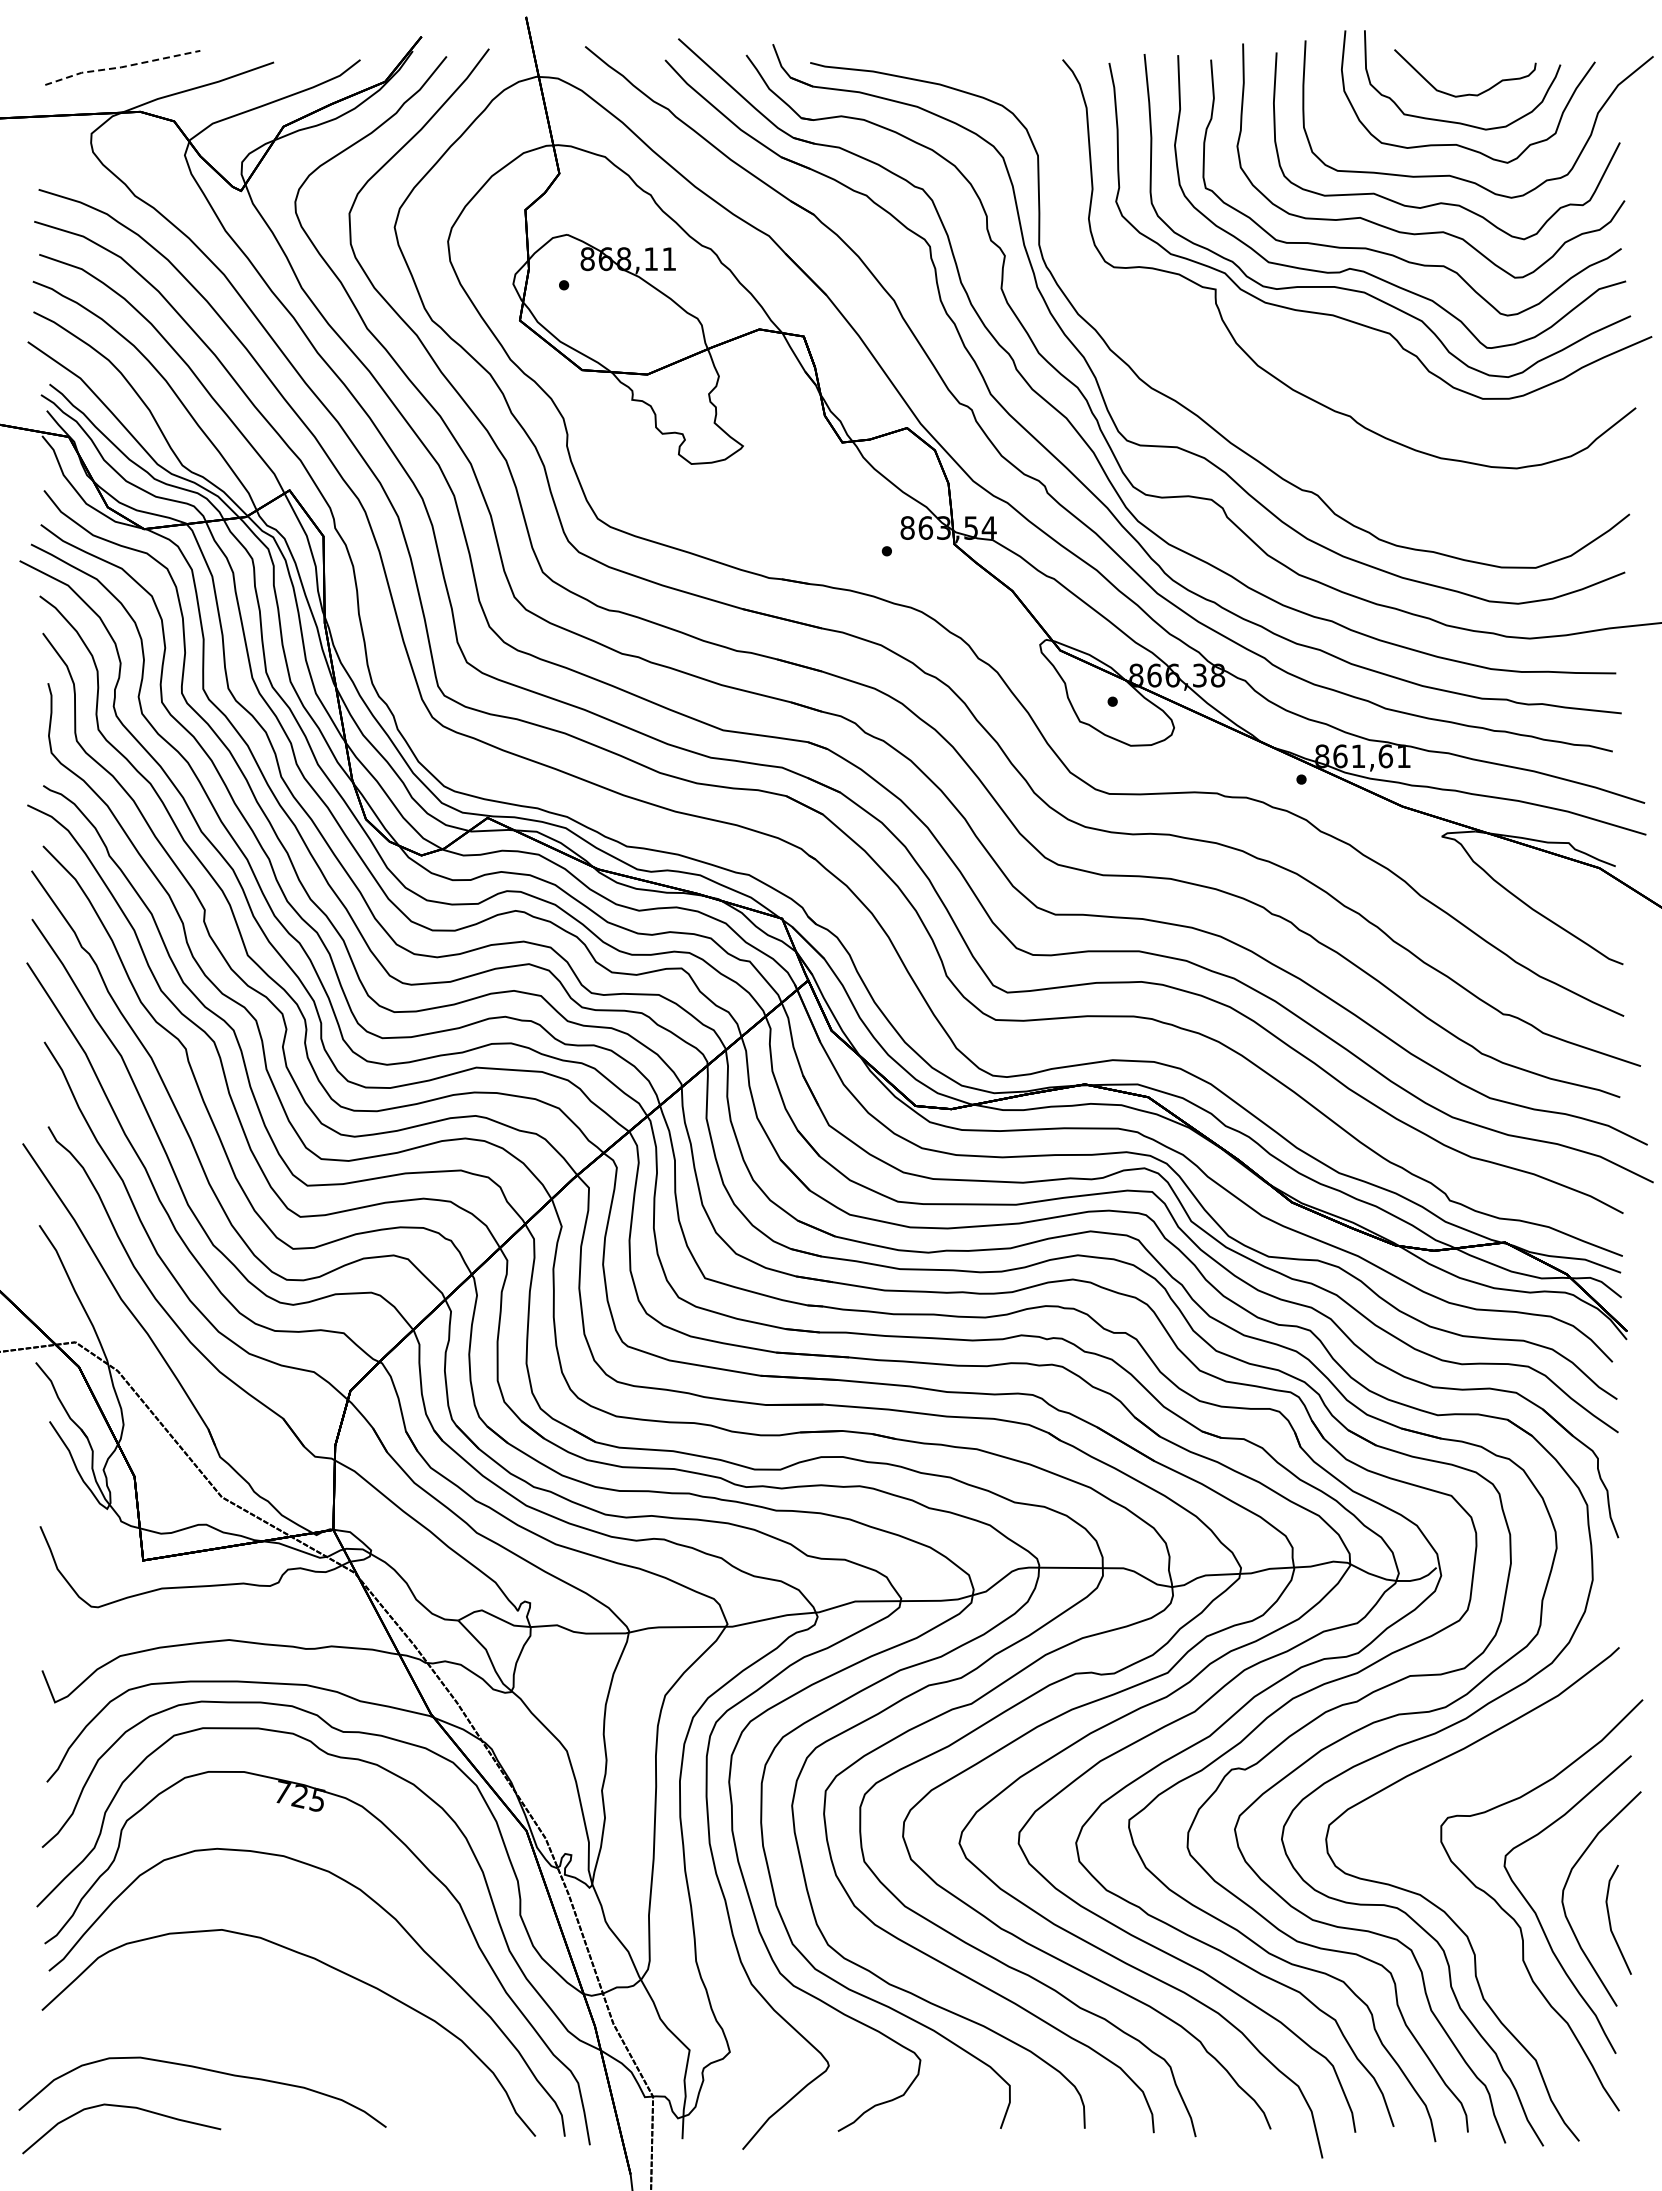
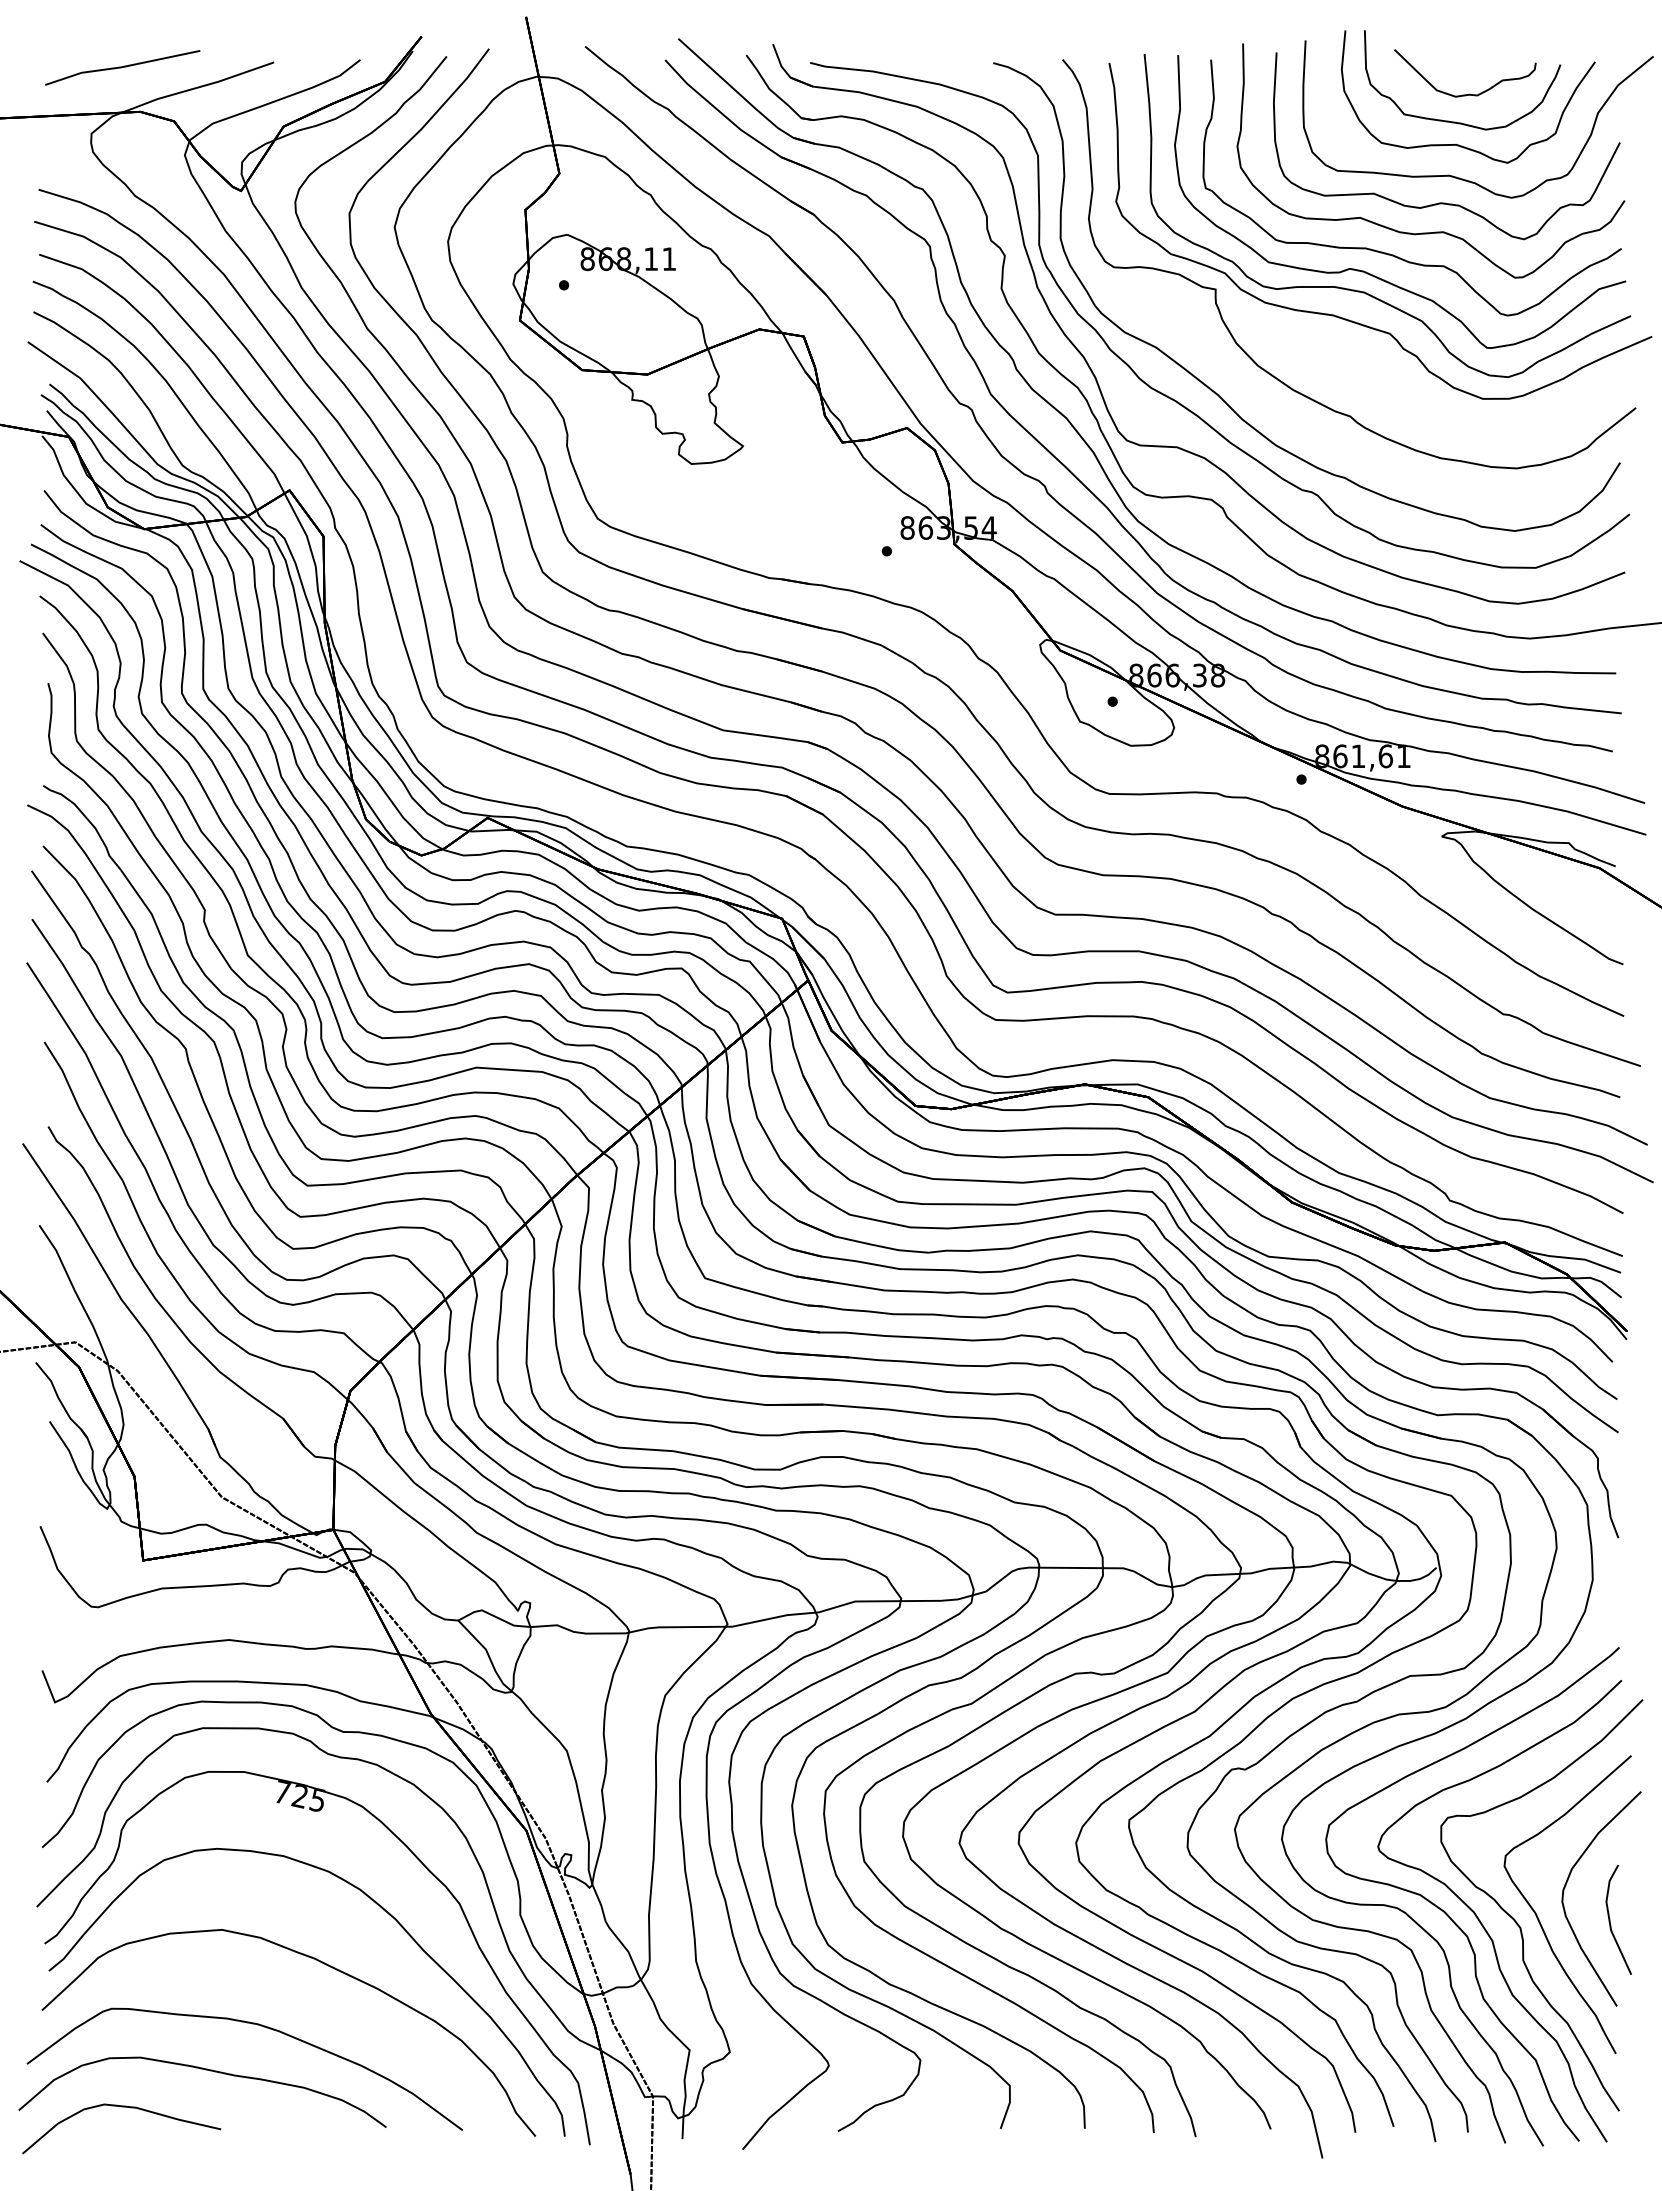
line: dashed -> solid (121, 67)
curve: none -> present (1215, 391)
curve: none -> present (1482, 1923)
curve: none -> present (252, 2024)
